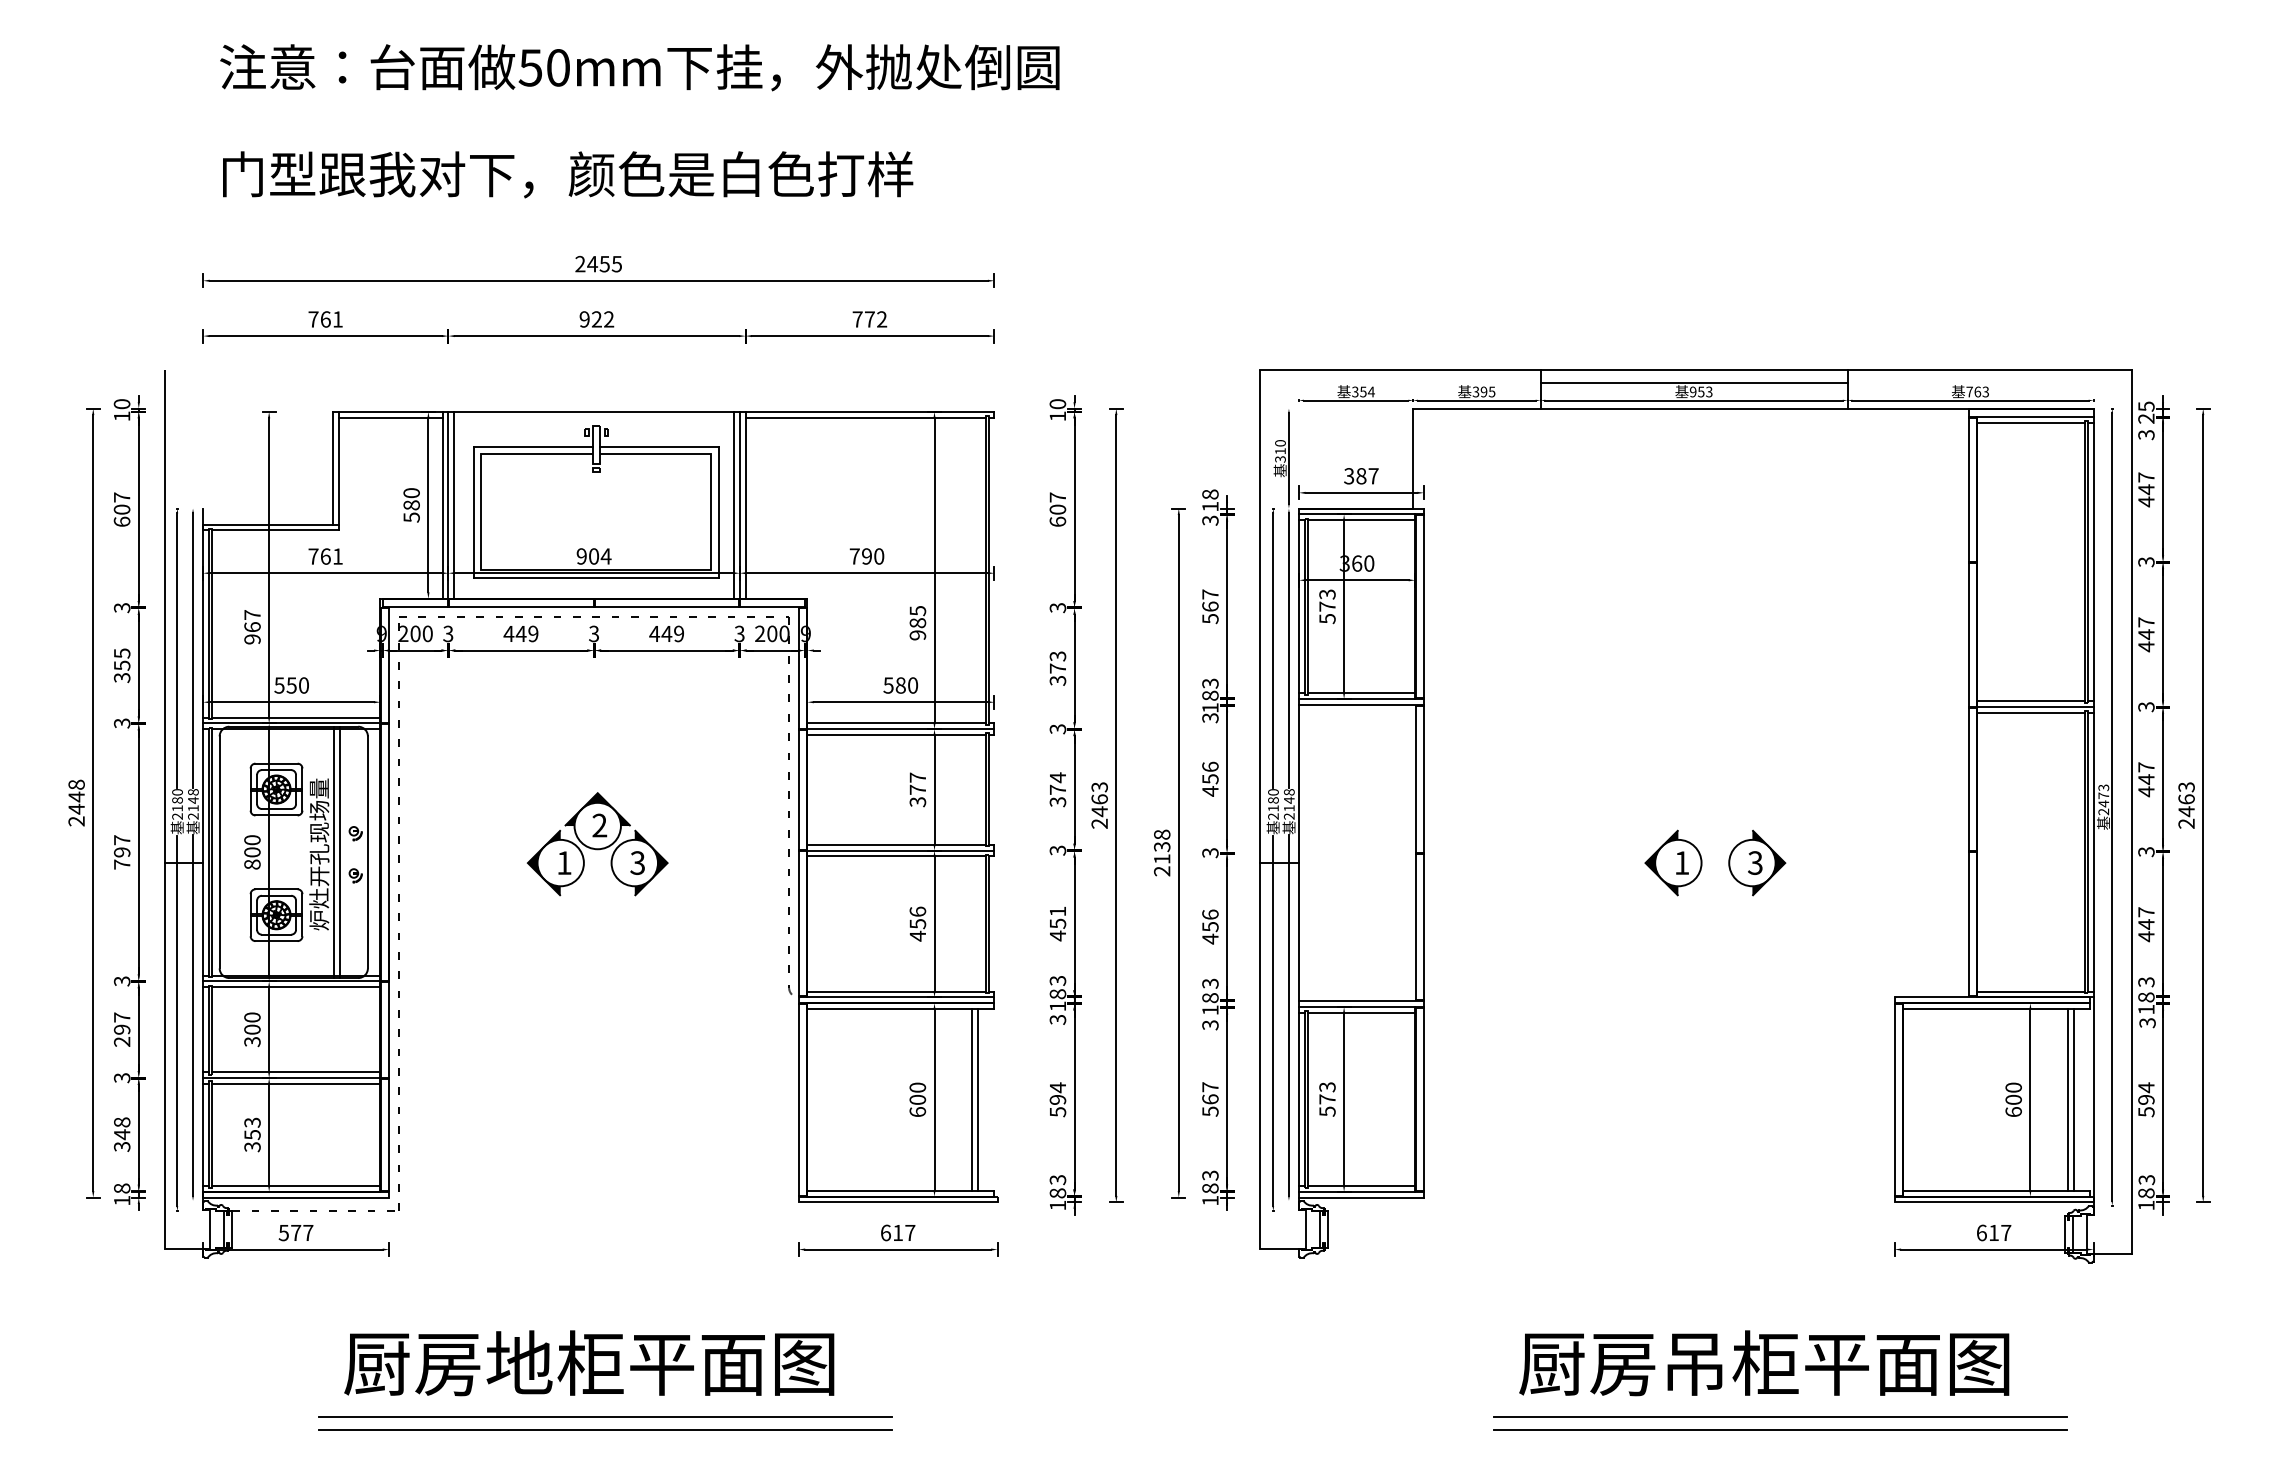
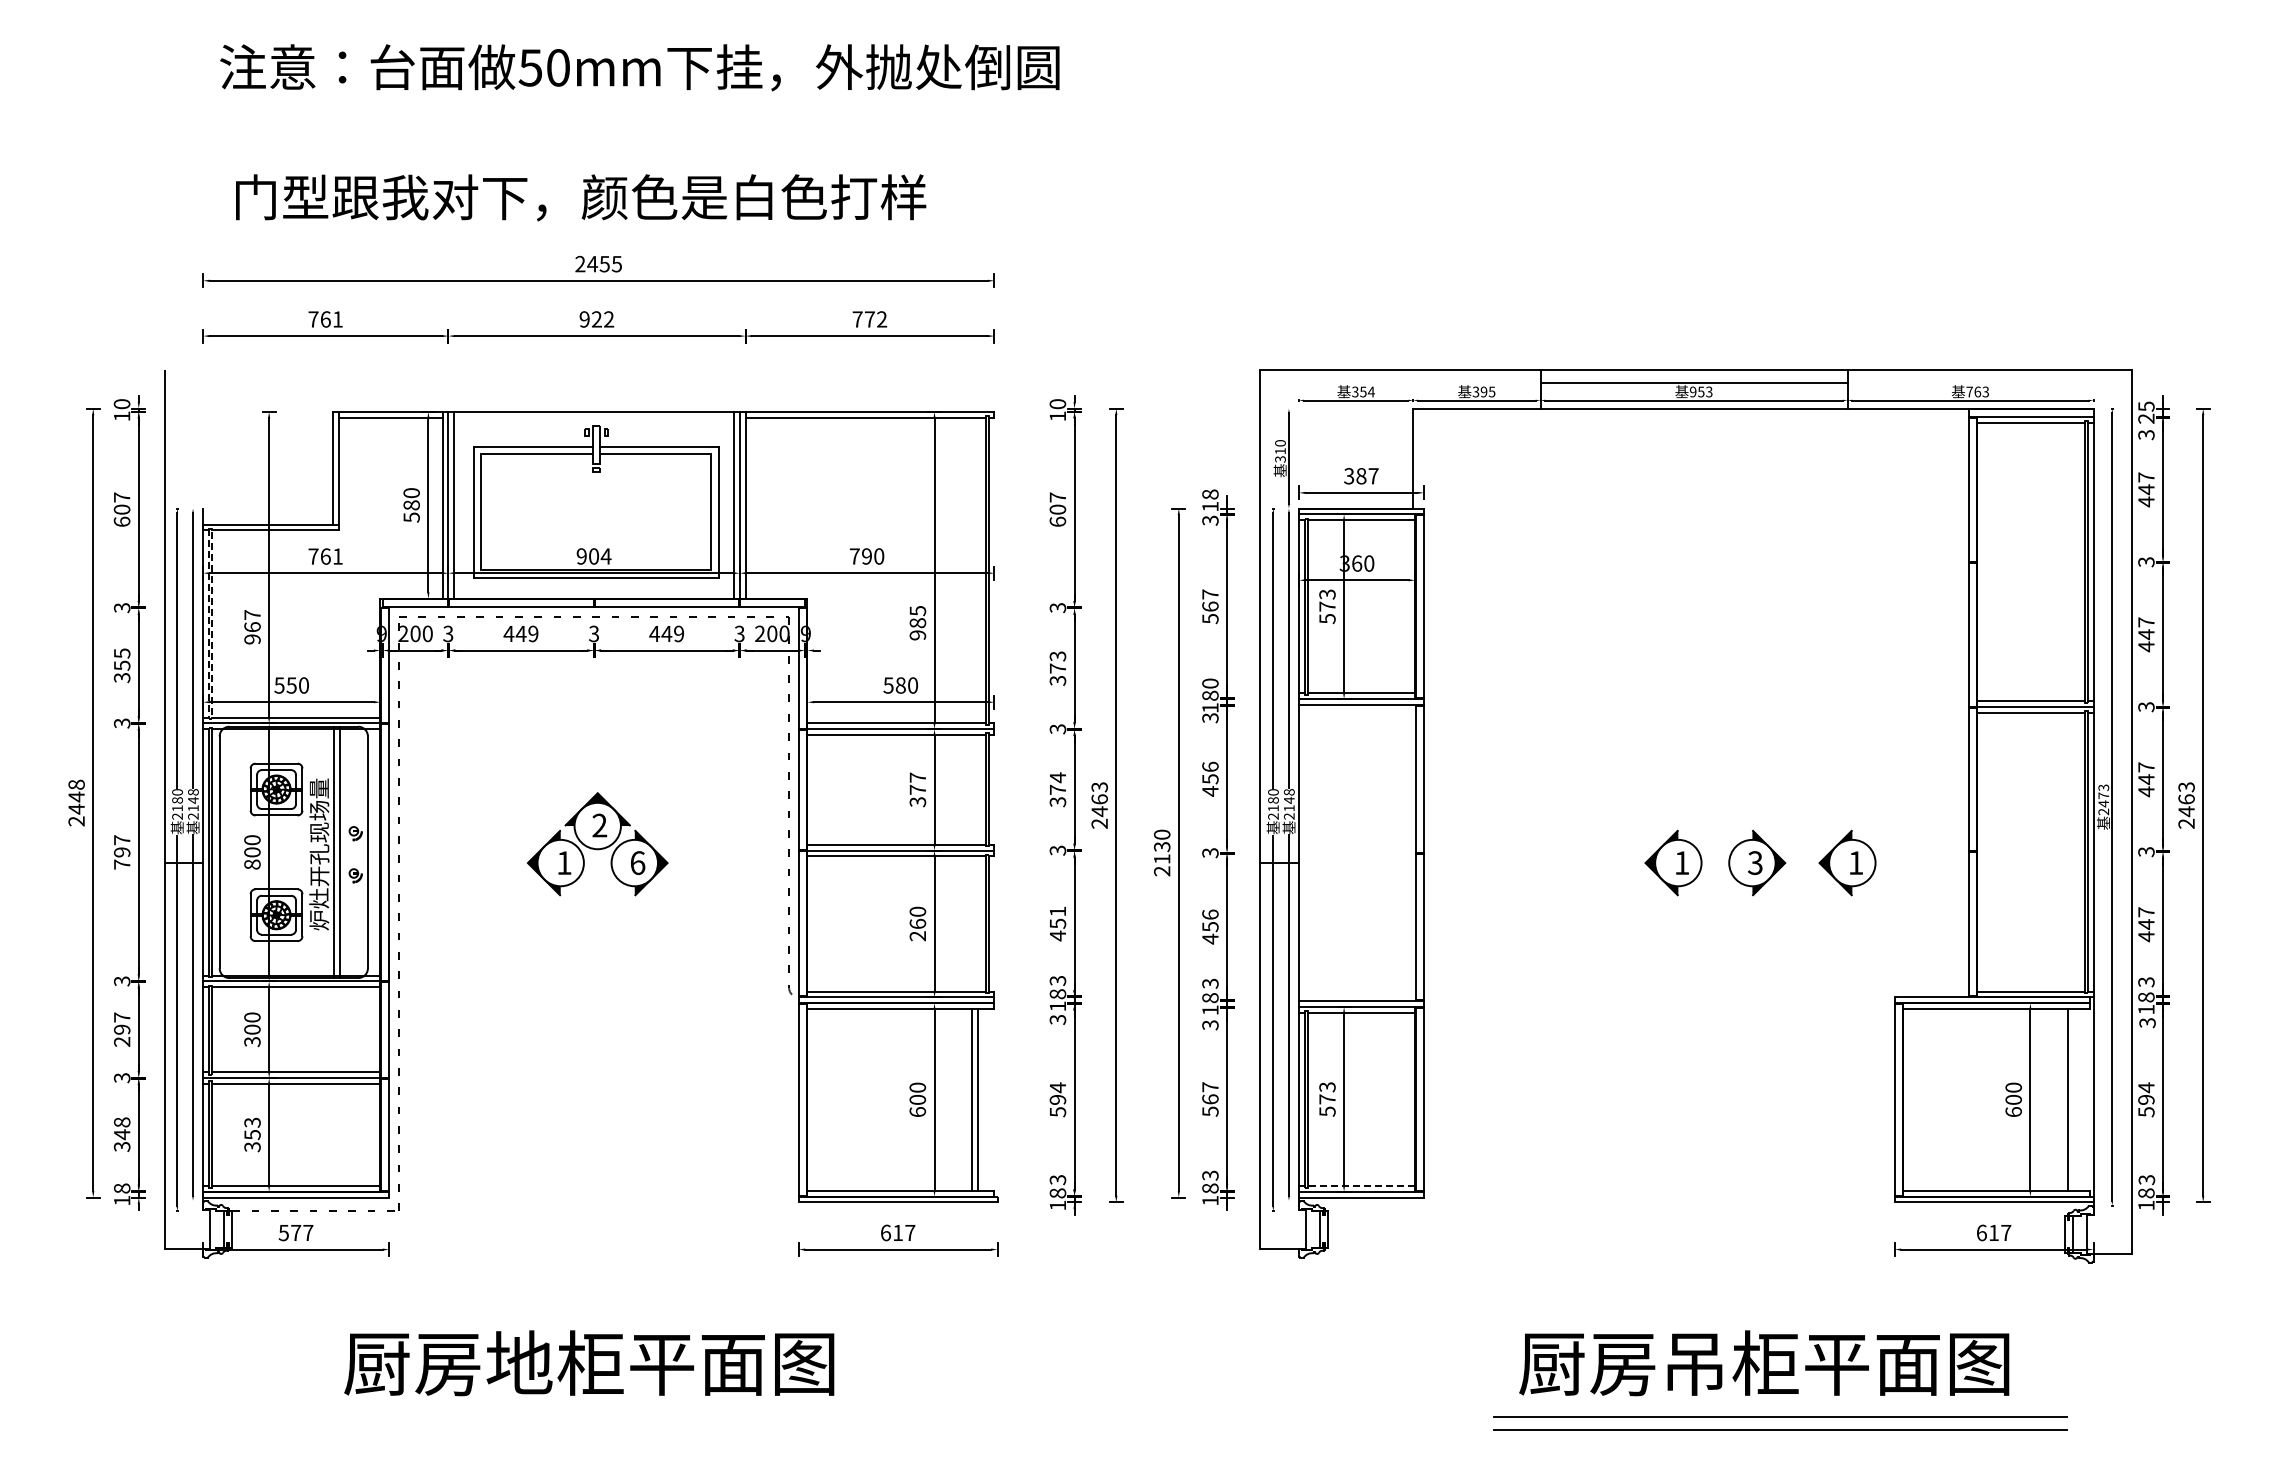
text position: (568, 174) -> (581, 197) (581, 197)
text: 3 -> 0 (1210, 683)
line: solid -> dashed (210, 719)
text: 2138 -> 2130 (1162, 834)
text: 3 -> 6 (637, 862)
part: none -> present (1847, 862)
text: 456 -> 260 (917, 923)
line: present -> none (2074, 1099)
line: solid -> dashed (1361, 1185)
line: present -> none (605, 1417)
line: present -> none (605, 1429)
